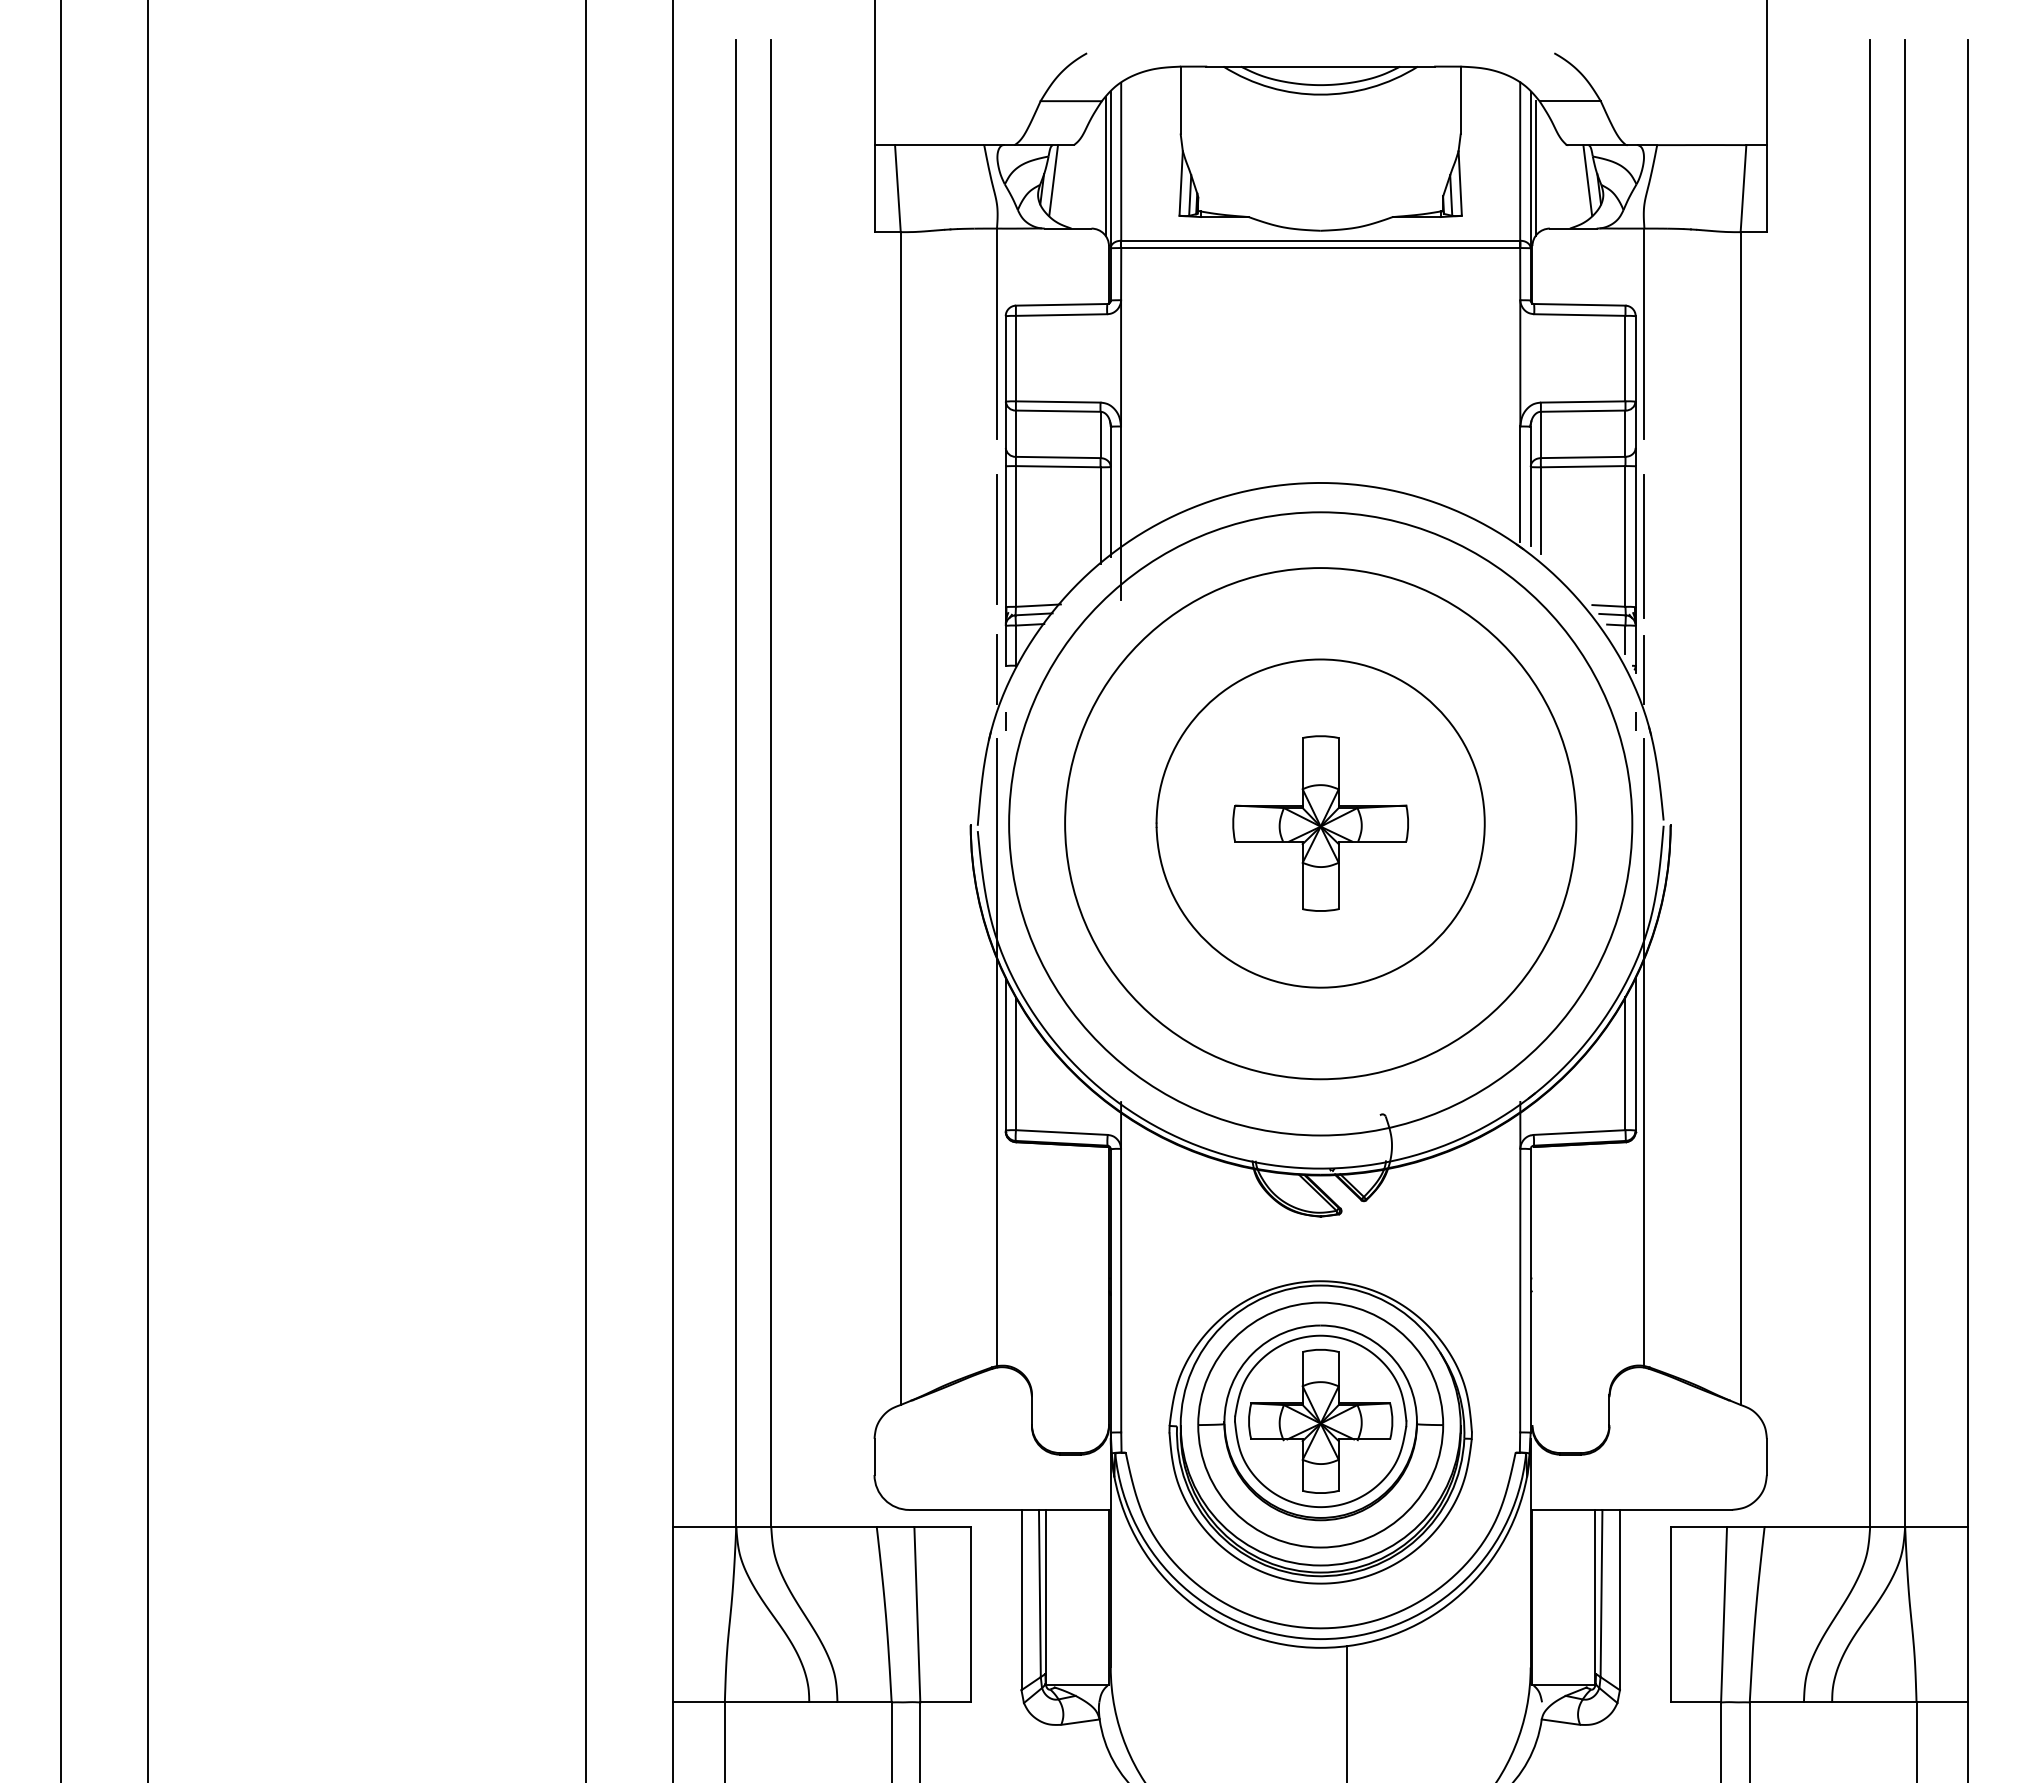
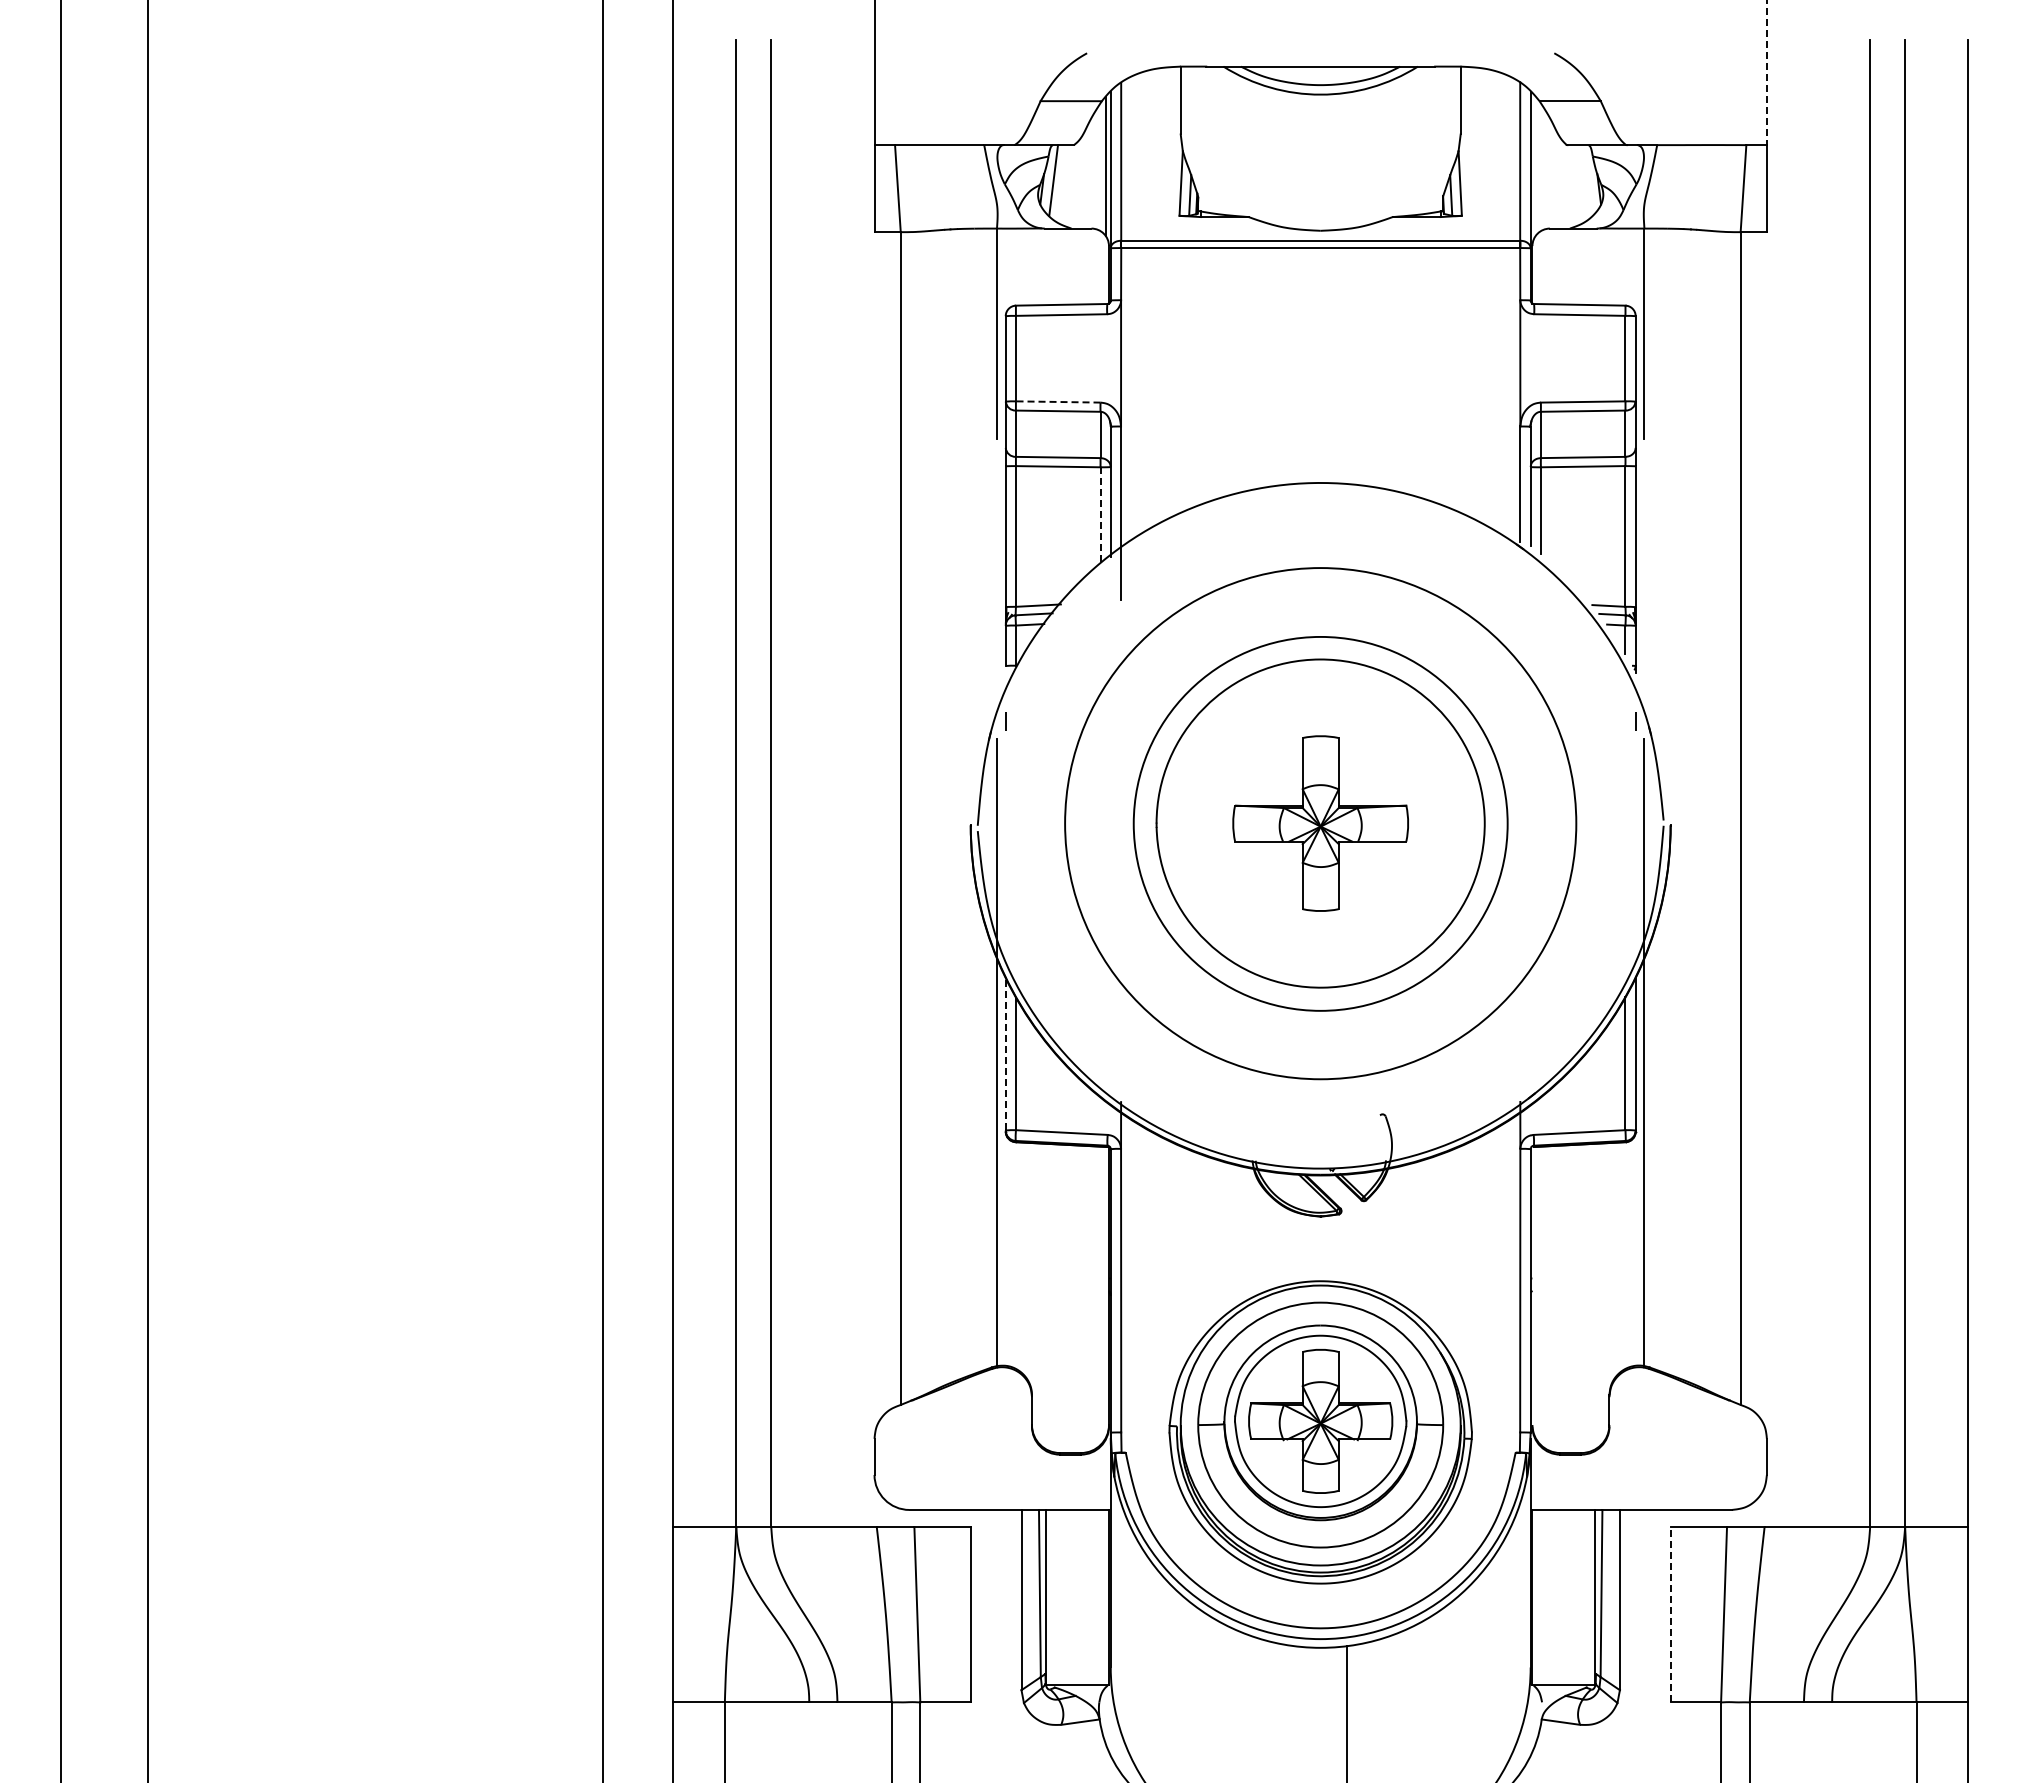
line: solid -> dashed (1766, 73)
line: present -> none (1535, 168)
line: present -> none (1587, 180)
line: solid -> dashed (1057, 401)
line: solid -> dashed (1100, 516)
line: present -> none (996, 539)
line: present -> none (1644, 545)
line: present -> none (997, 668)
line: present -> none (1644, 669)
circle diameter: 623 px -> 374 px (1320, 823)
line position: (585, 890) -> (602, 890) (602, 890)
line: solid -> dashed (1005, 1053)
line: solid -> dashed (1670, 1614)
